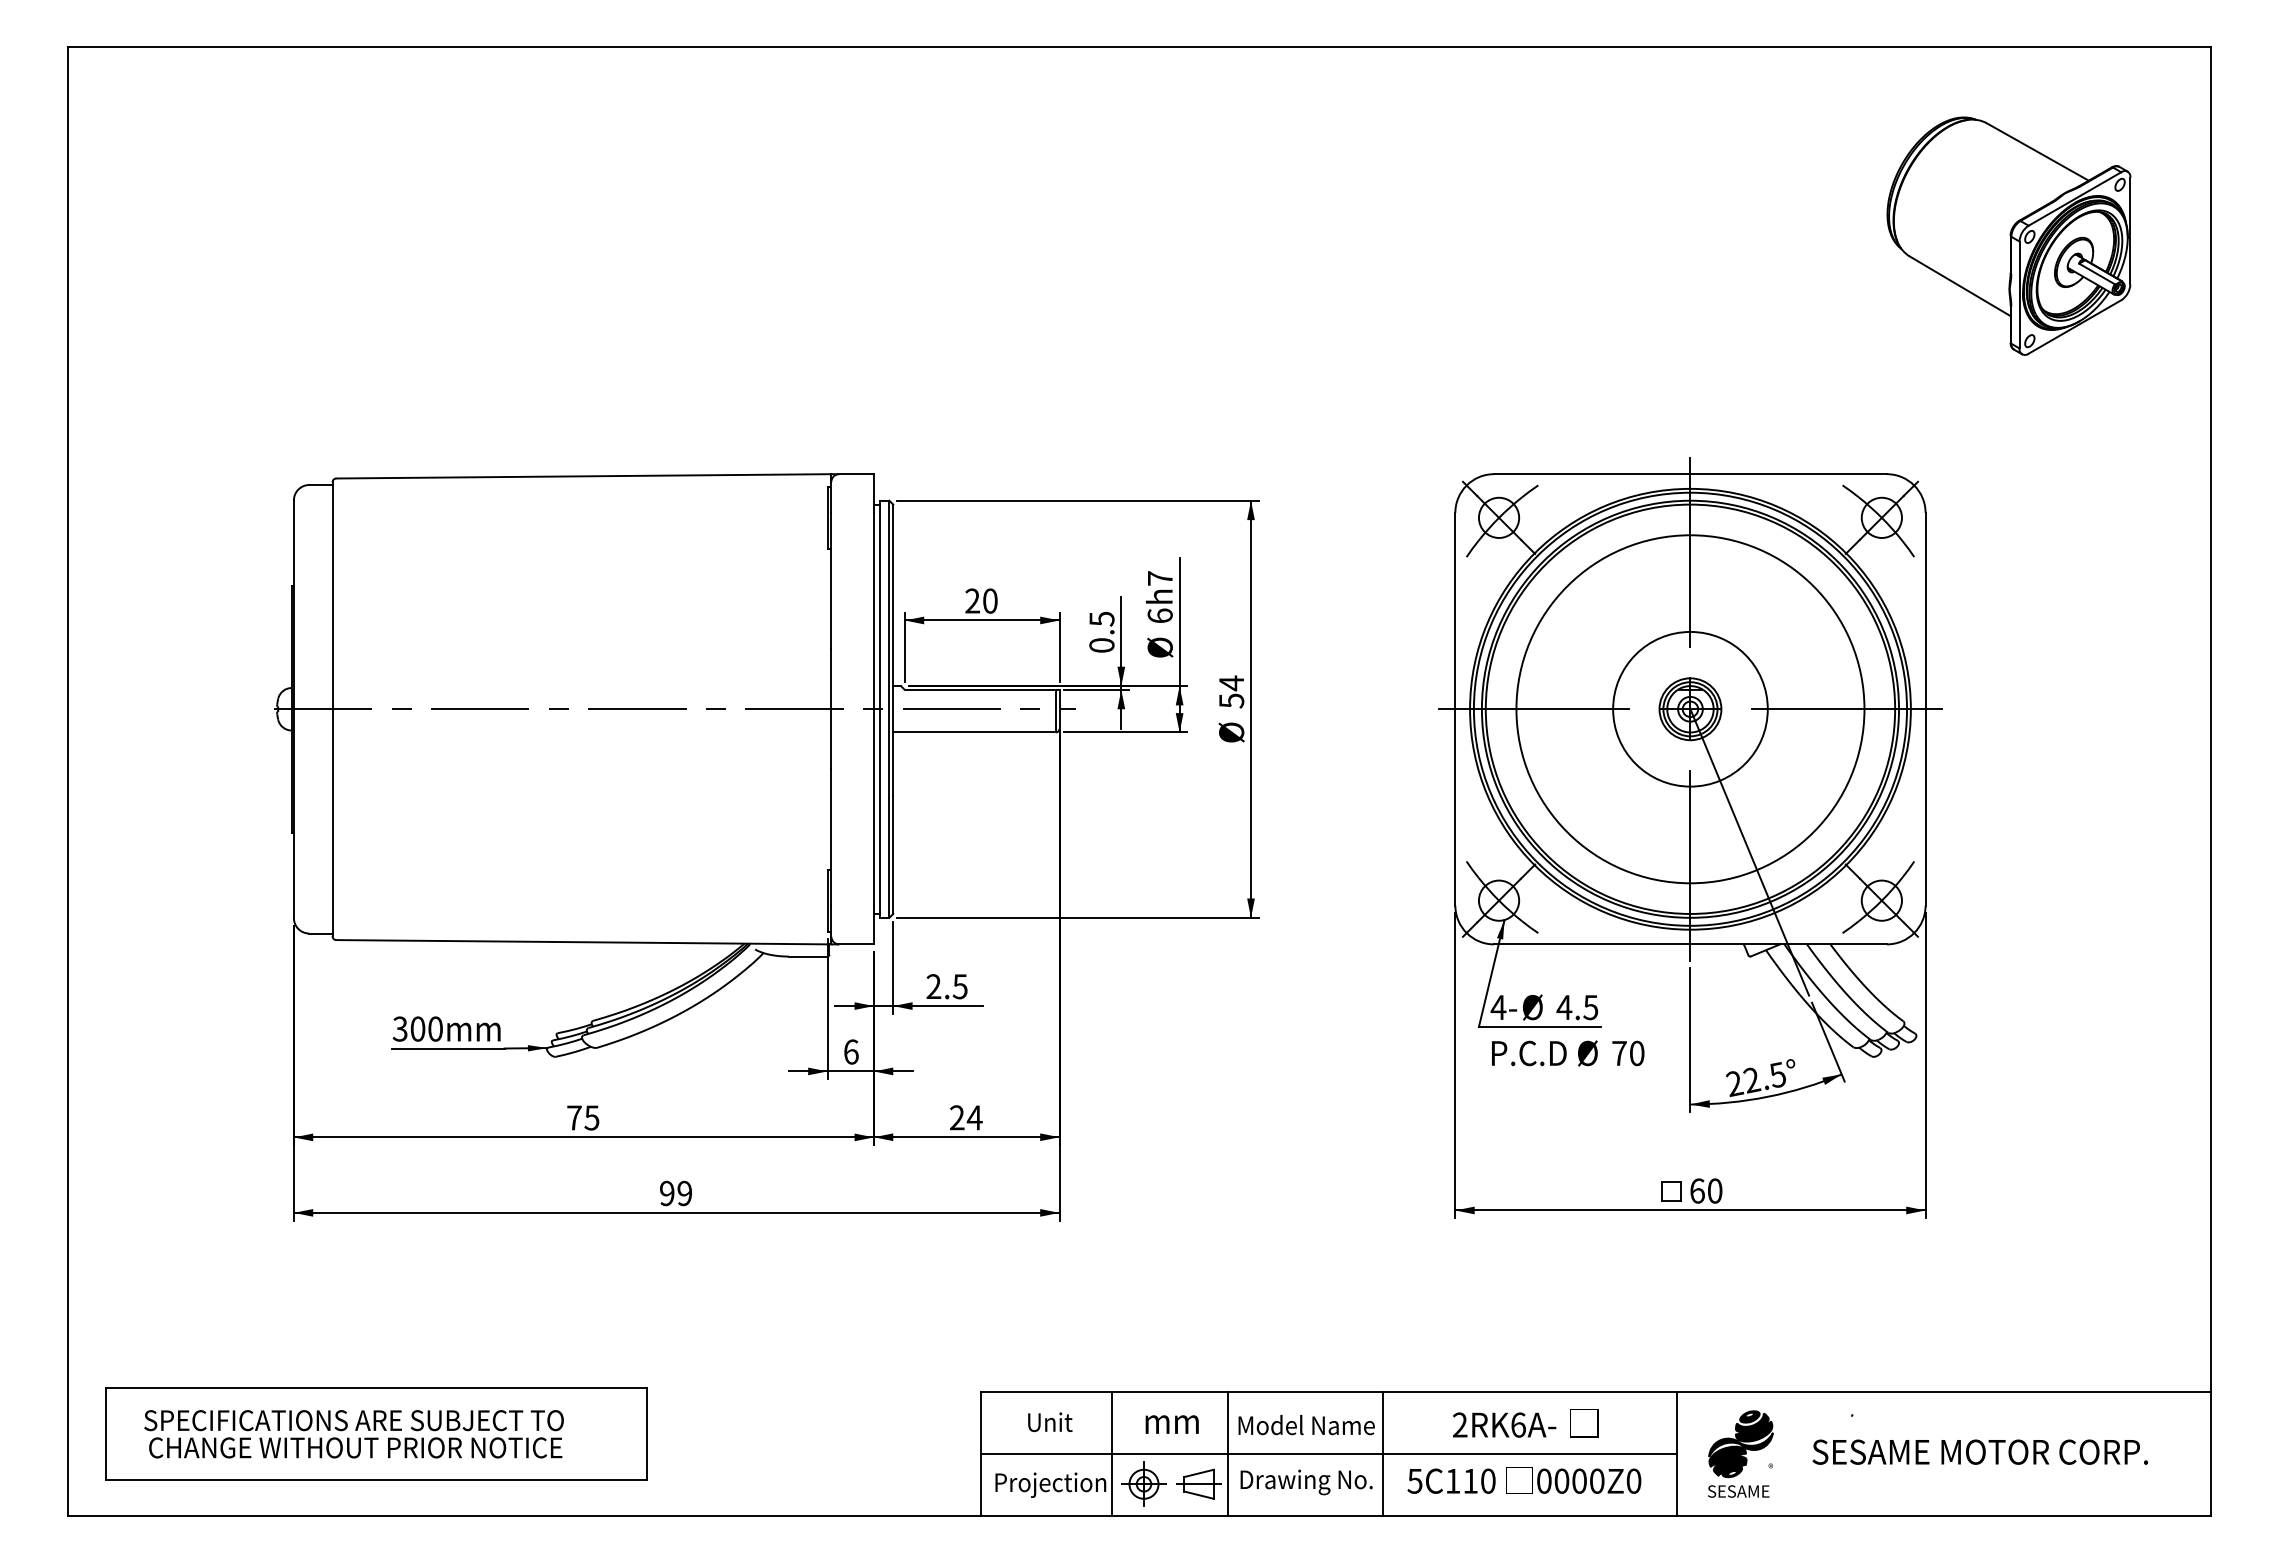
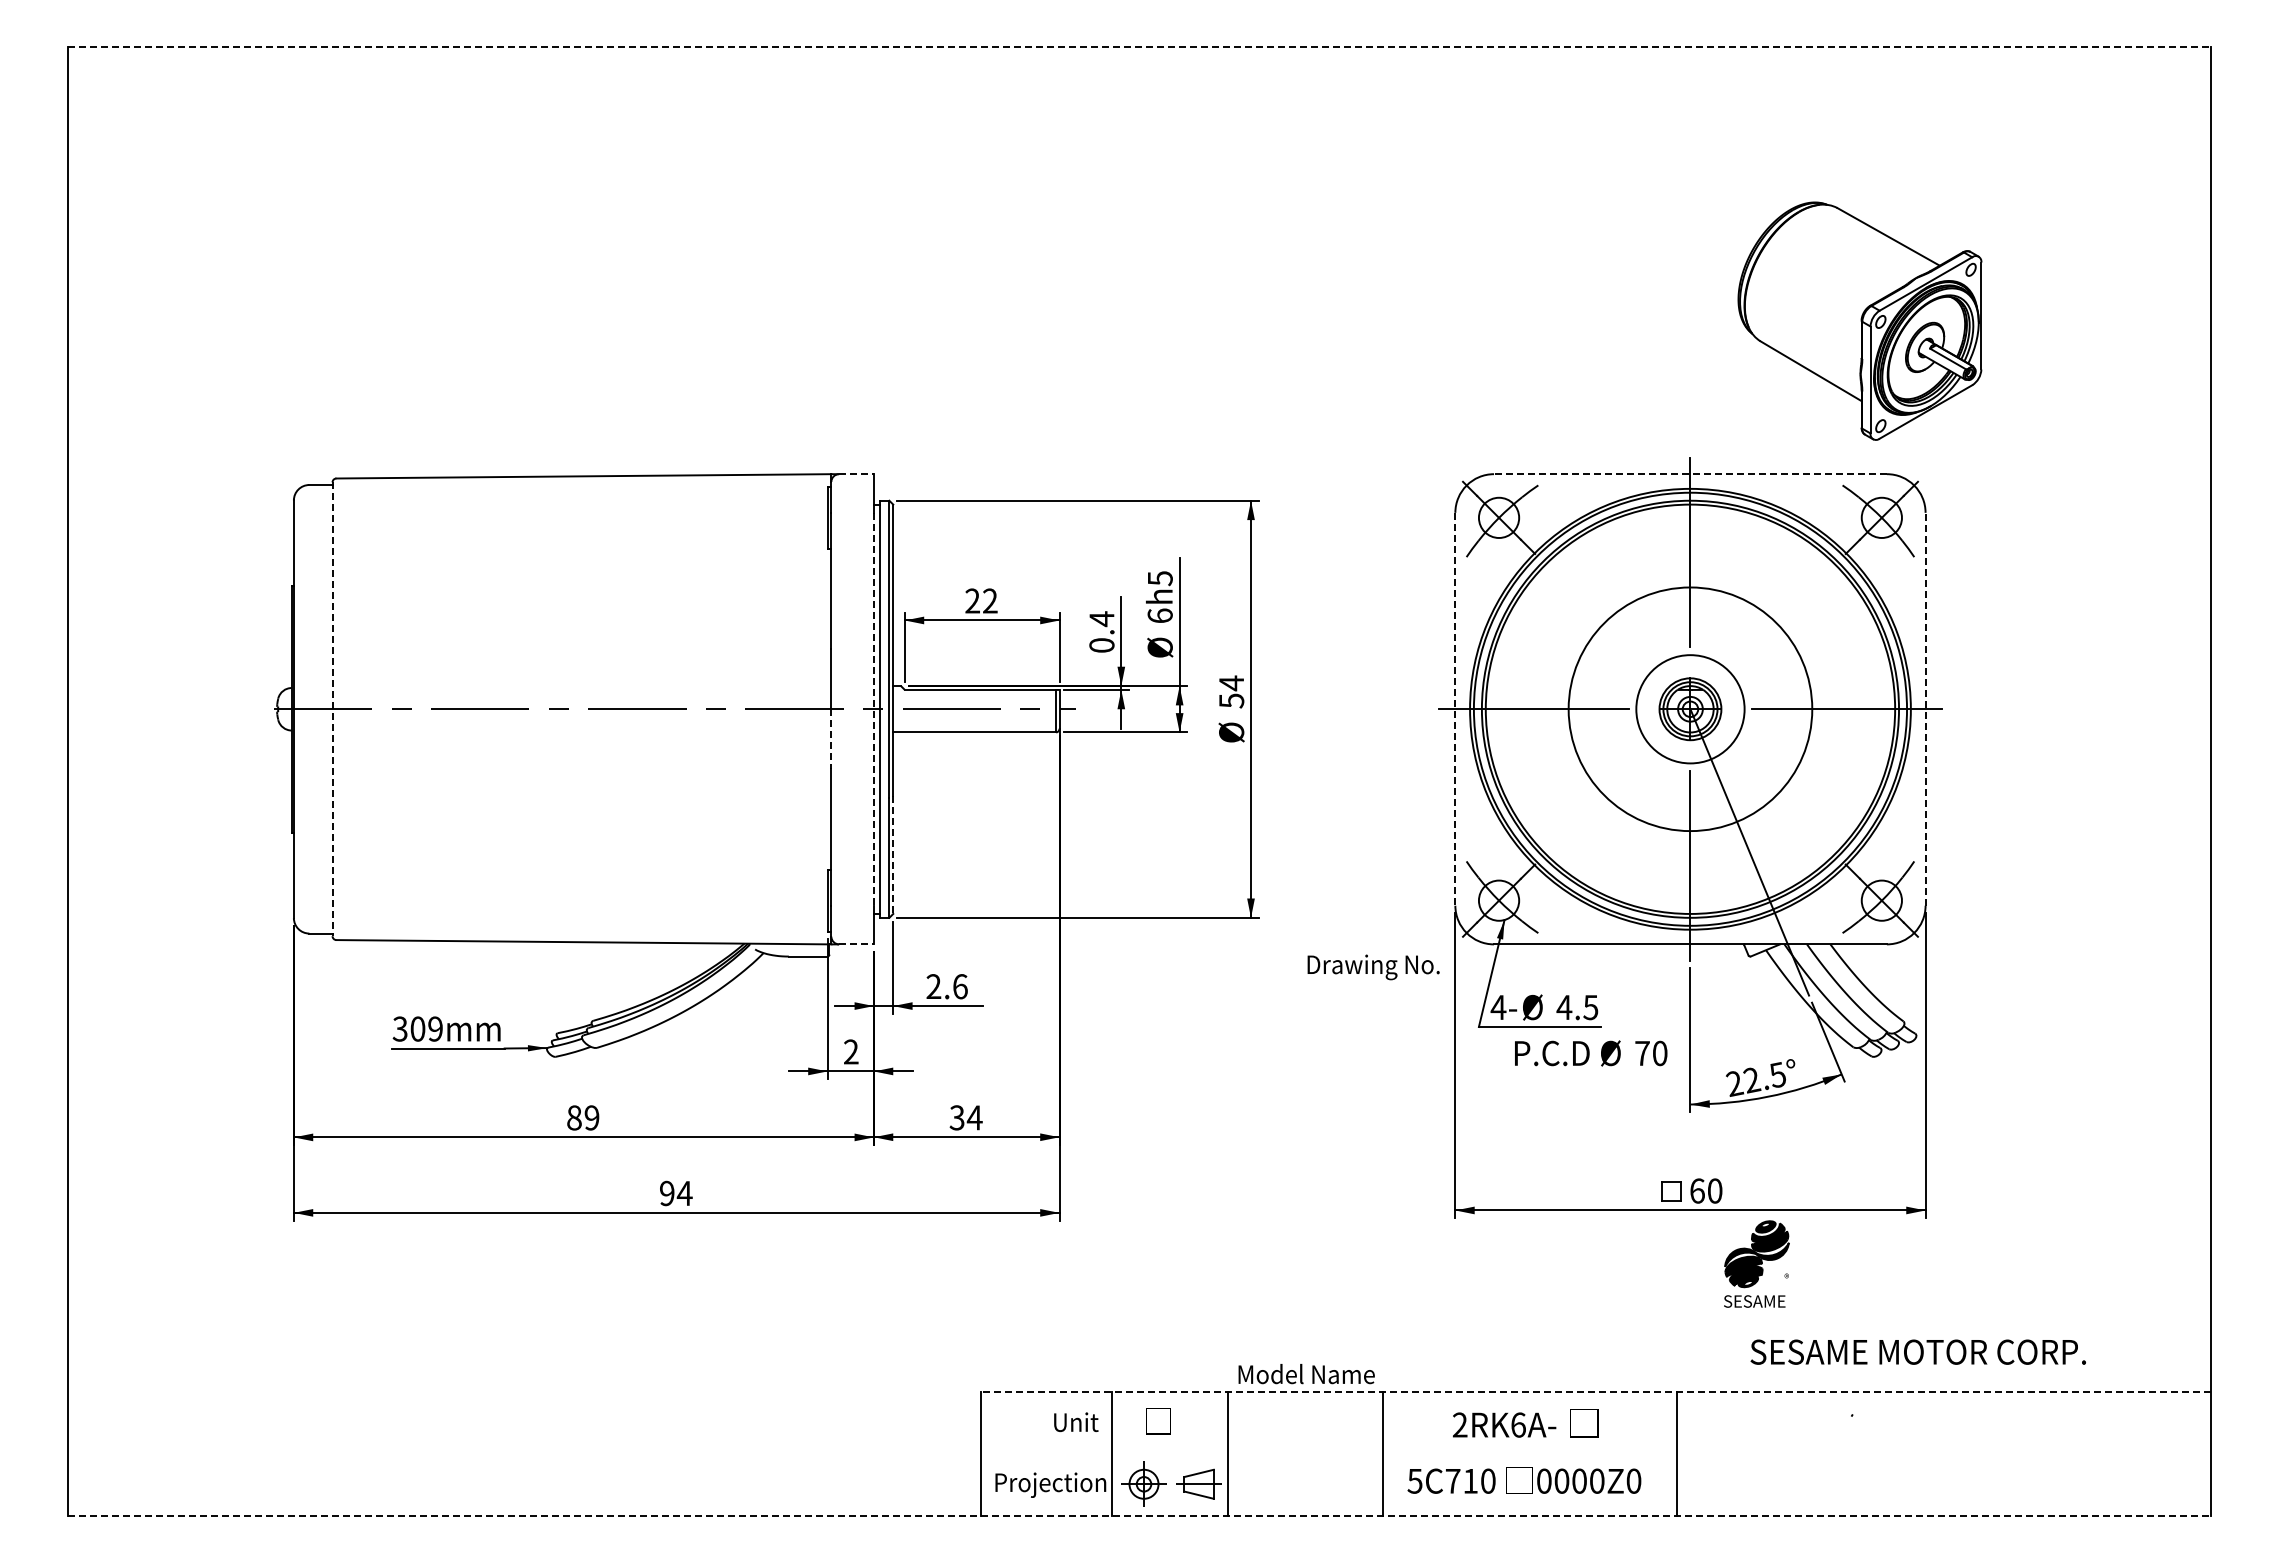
line: solid -> dashed (1139, 46)
part position: (2008, 235) -> (1859, 320) (1859, 320)
line: solid -> dashed (857, 474)
line: solid -> dashed (1689, 474)
text: h7 -> h5 (1160, 578)
text: 20 -> 22 (990, 600)
text: 0.5 -> 0.4 (1101, 619)
circle diameter: 155 px -> 108 px (1690, 709)
line: solid -> dashed (1925, 708)
line: solid -> dashed (332, 709)
line: solid -> dashed (873, 709)
line: solid -> dashed (1455, 709)
circle diameter: 348 px -> 244 px (1690, 709)
line: solid -> dashed (831, 739)
line: solid -> dashed (893, 855)
line: solid -> dashed (857, 944)
text: 2.5 -> 2.6 (959, 986)
text: 300mm -> 309mm (435, 1028)
text: 6 -> 2 (851, 1051)
text position: (1568, 1053) -> (1591, 1053) (1591, 1053)
text: 75 -> 89 (583, 1117)
text: 24 -> 34 (956, 1117)
text: 99 -> 94 (684, 1193)
line: solid -> dashed (1595, 1392)
text: mm -> □ (1171, 1421)
text position: (1050, 1422) -> (1076, 1422) (1076, 1422)
text position: (1306, 1425) -> (1306, 1374) (1306, 1374)
part: present -> none (376, 1433)
text position: (1979, 1451) -> (1917, 1351) (1917, 1351)
part position: (1740, 1453) -> (1756, 1263) (1756, 1263)
line: present -> none (1328, 1454)
text: 5C110 -> 5C710 (1453, 1481)
text position: (1306, 1482) -> (1373, 967) (1373, 967)
line: solid -> dashed (1139, 1516)
